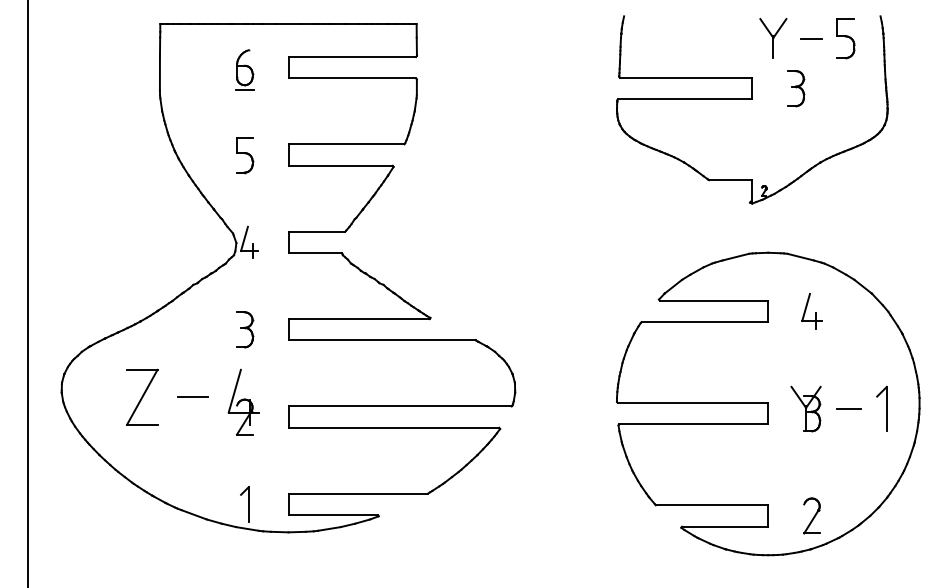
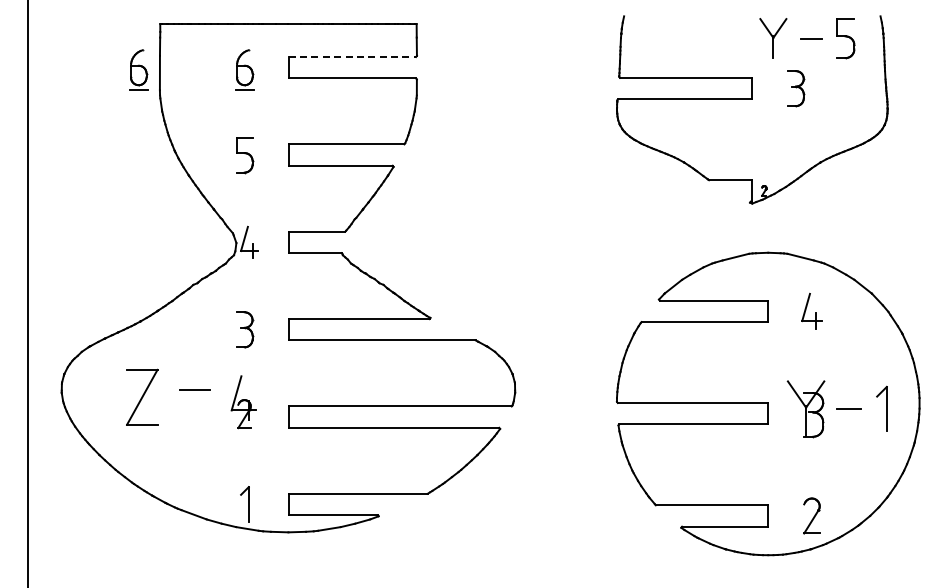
line: solid -> dashed (352, 57)
part: none -> present (138, 69)
line position: (192, 396) -> (194, 389) (194, 389)
part size: 33x68 px -> 27x55 px (243, 402)
part size: 32x48 px -> 40x59 px (805, 409)
